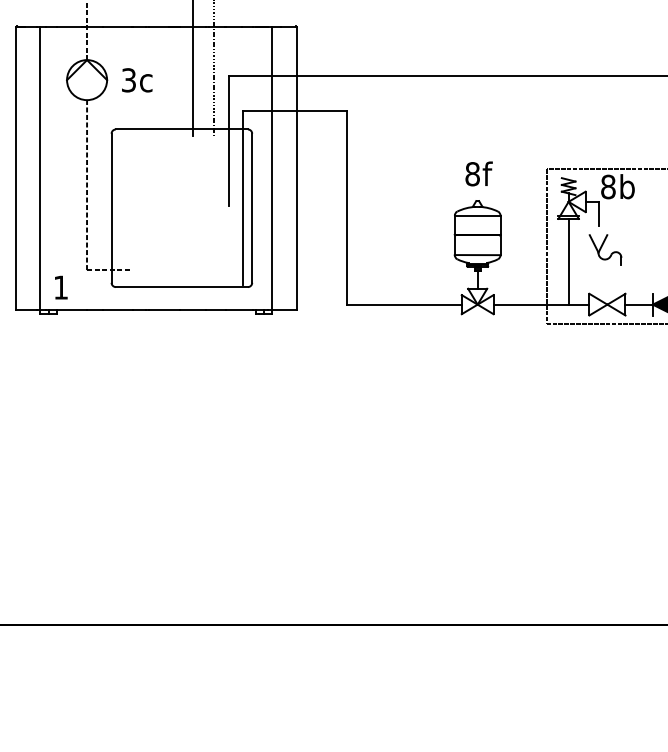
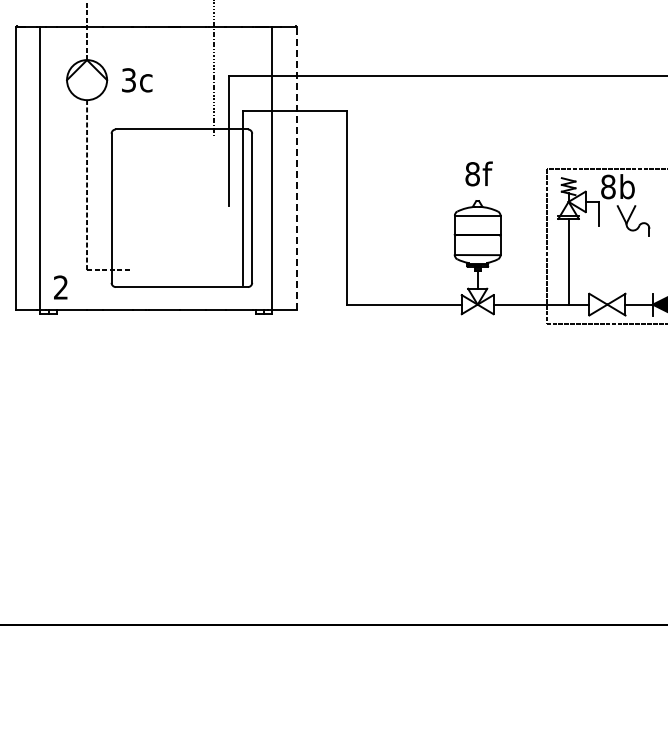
line: present -> none (193, 69)
line: solid -> dashed (296, 167)
part position: (605, 249) -> (633, 220) (633, 220)
text: 1 -> 2 (60, 287)
